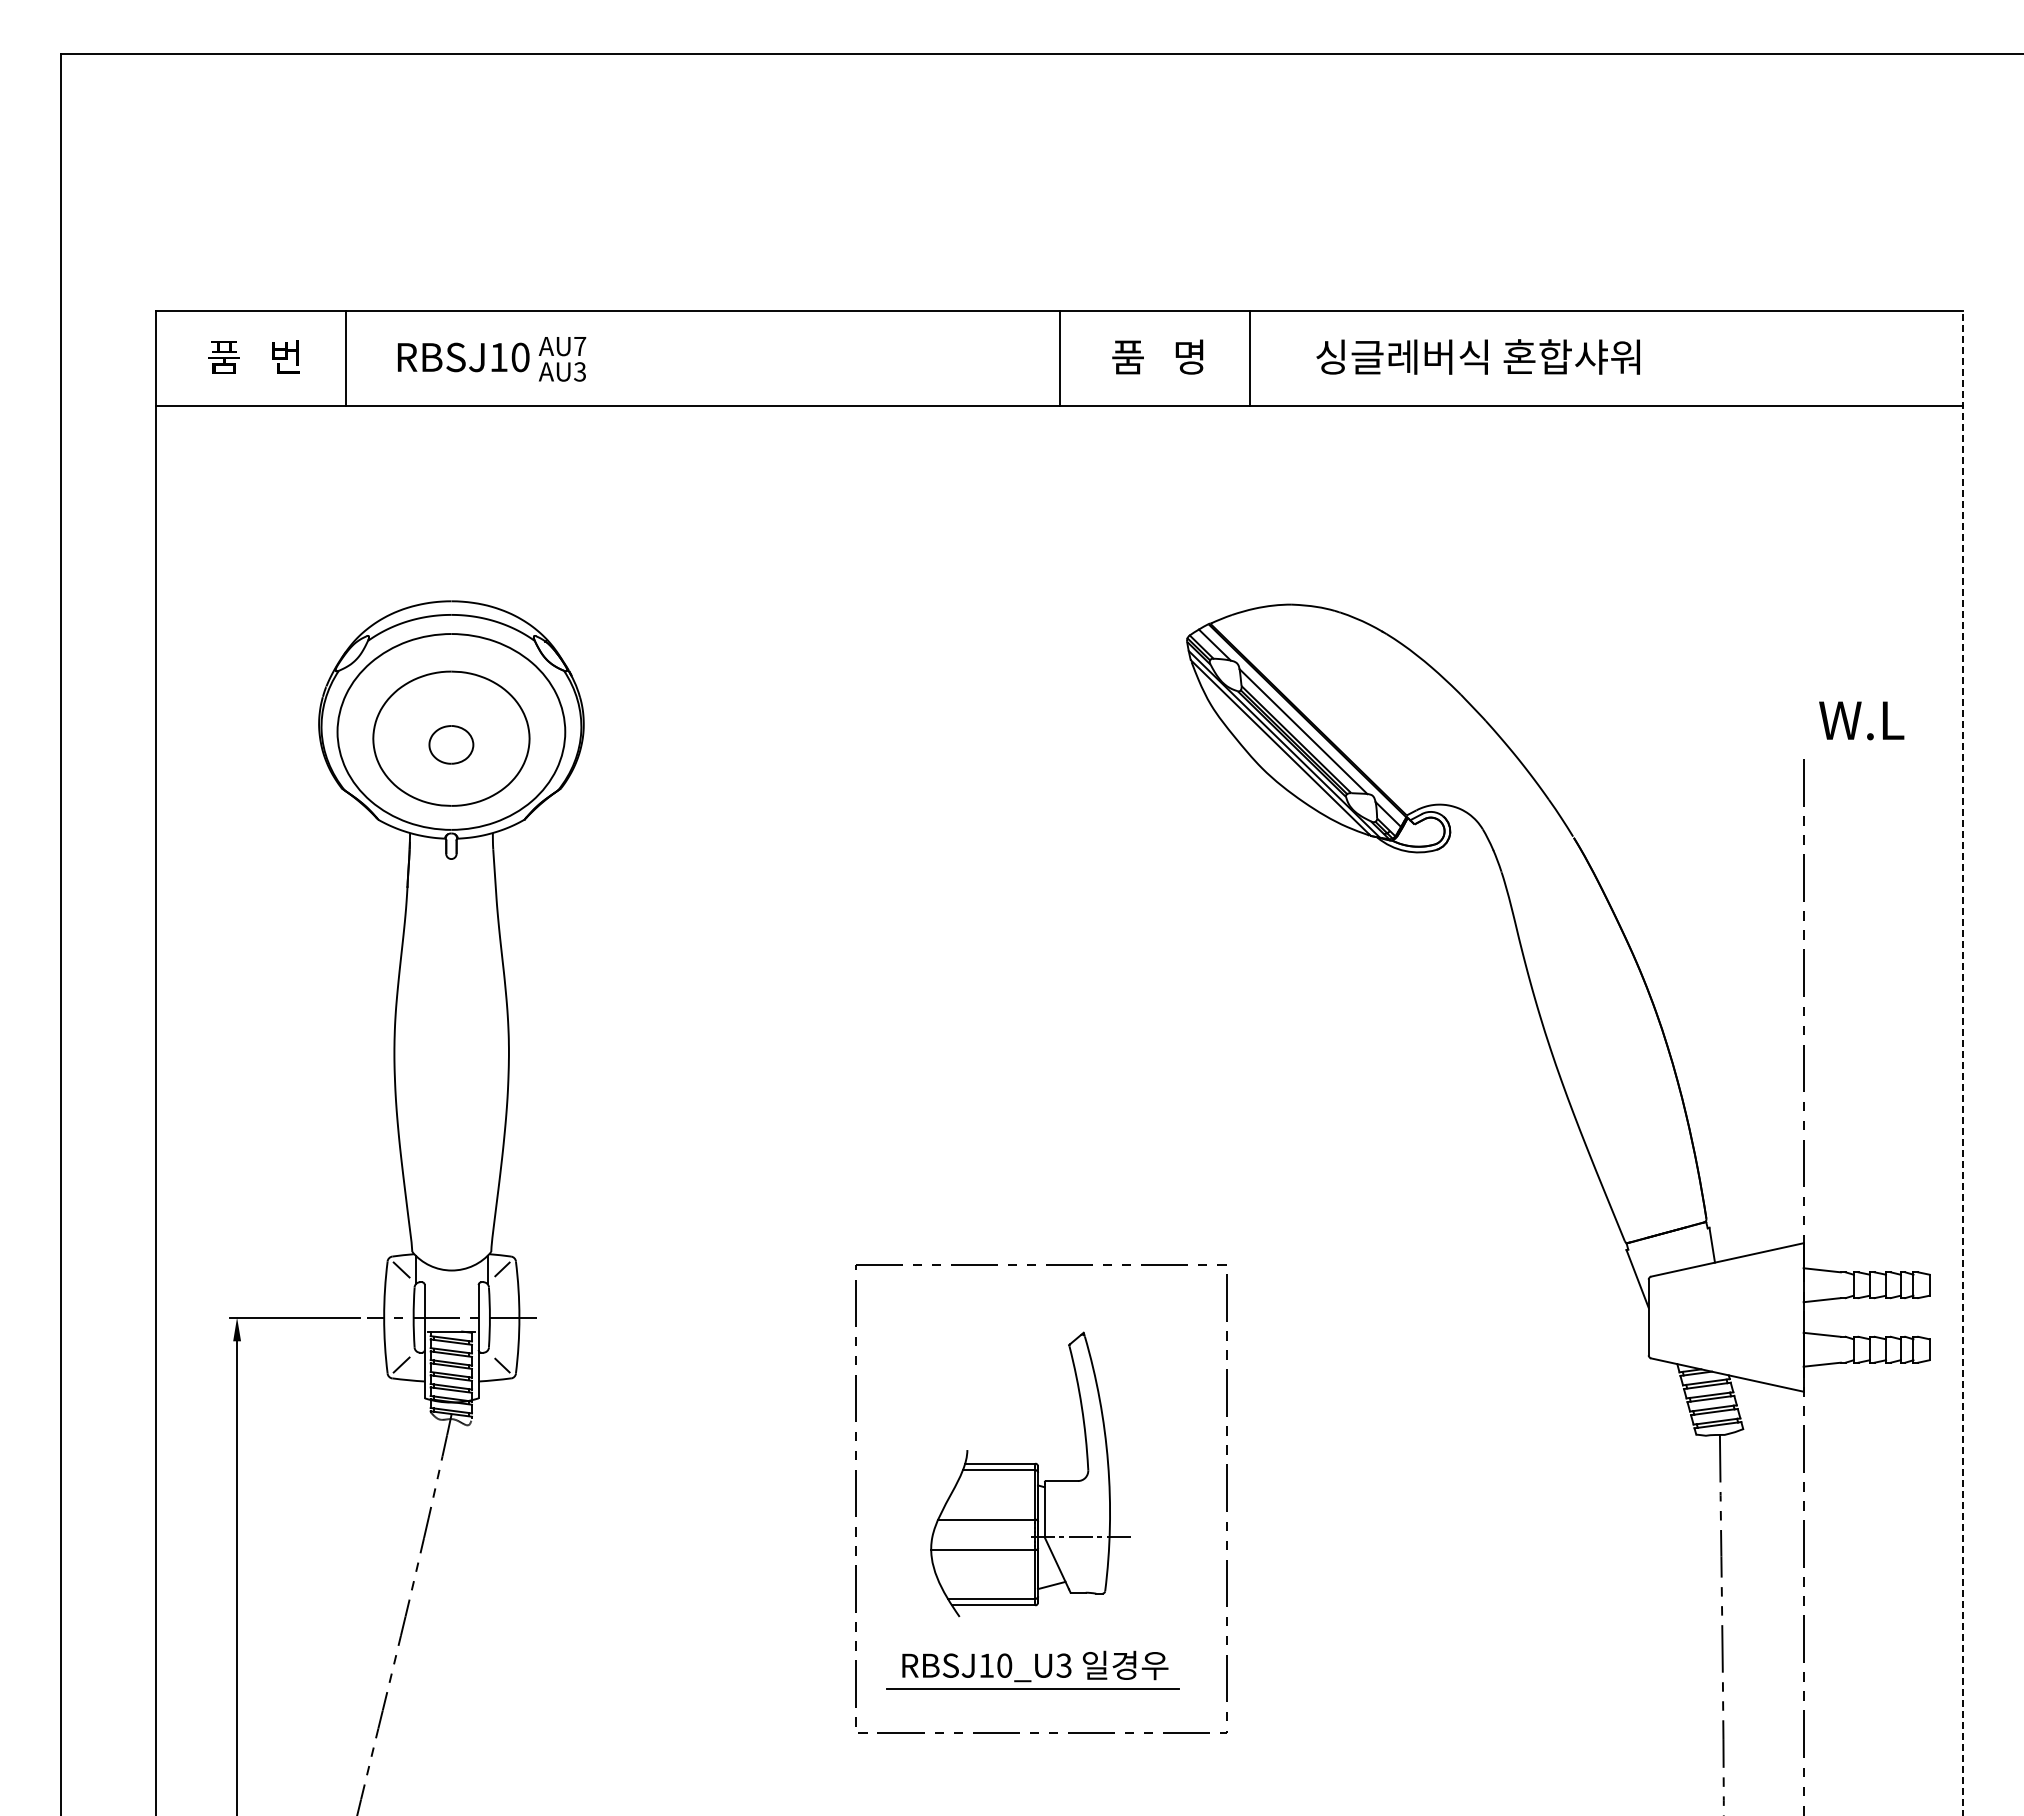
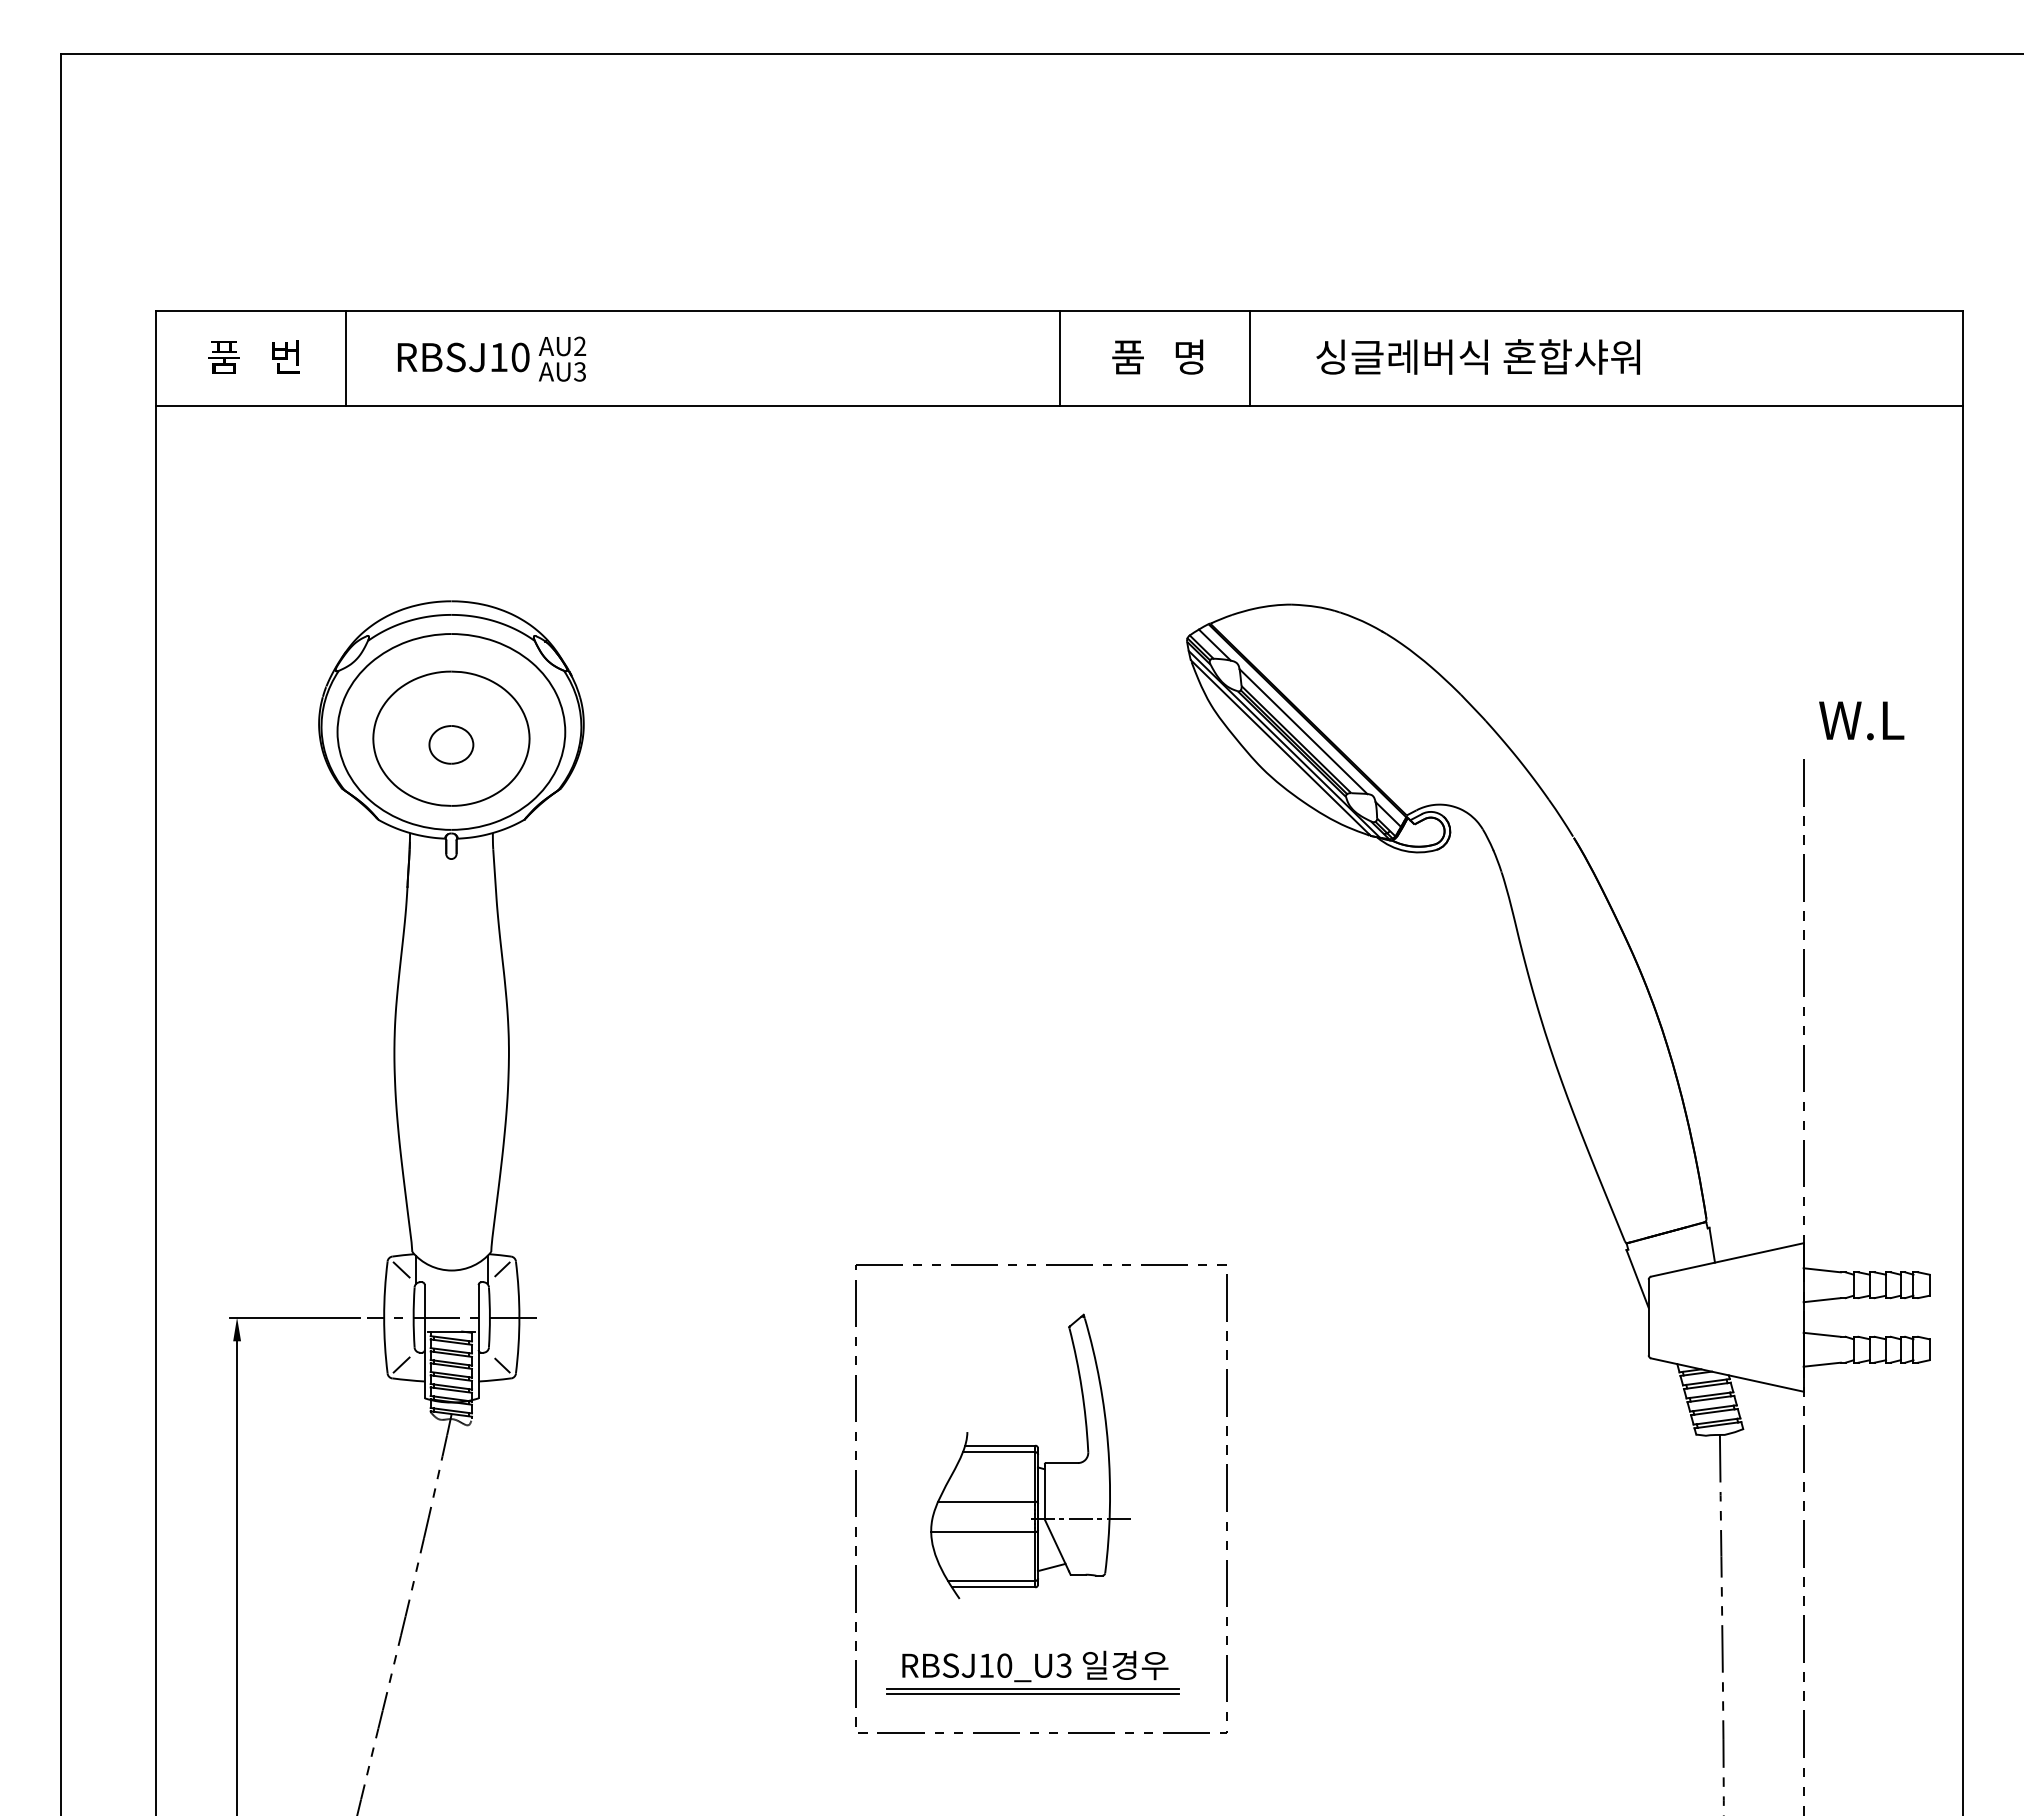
text: AU7 -> AU2 (580, 345)
line: dashed -> solid (1963, 1063)
part position: (1030, 1473) -> (1030, 1455) (1030, 1455)
line: none -> present (1033, 1693)
